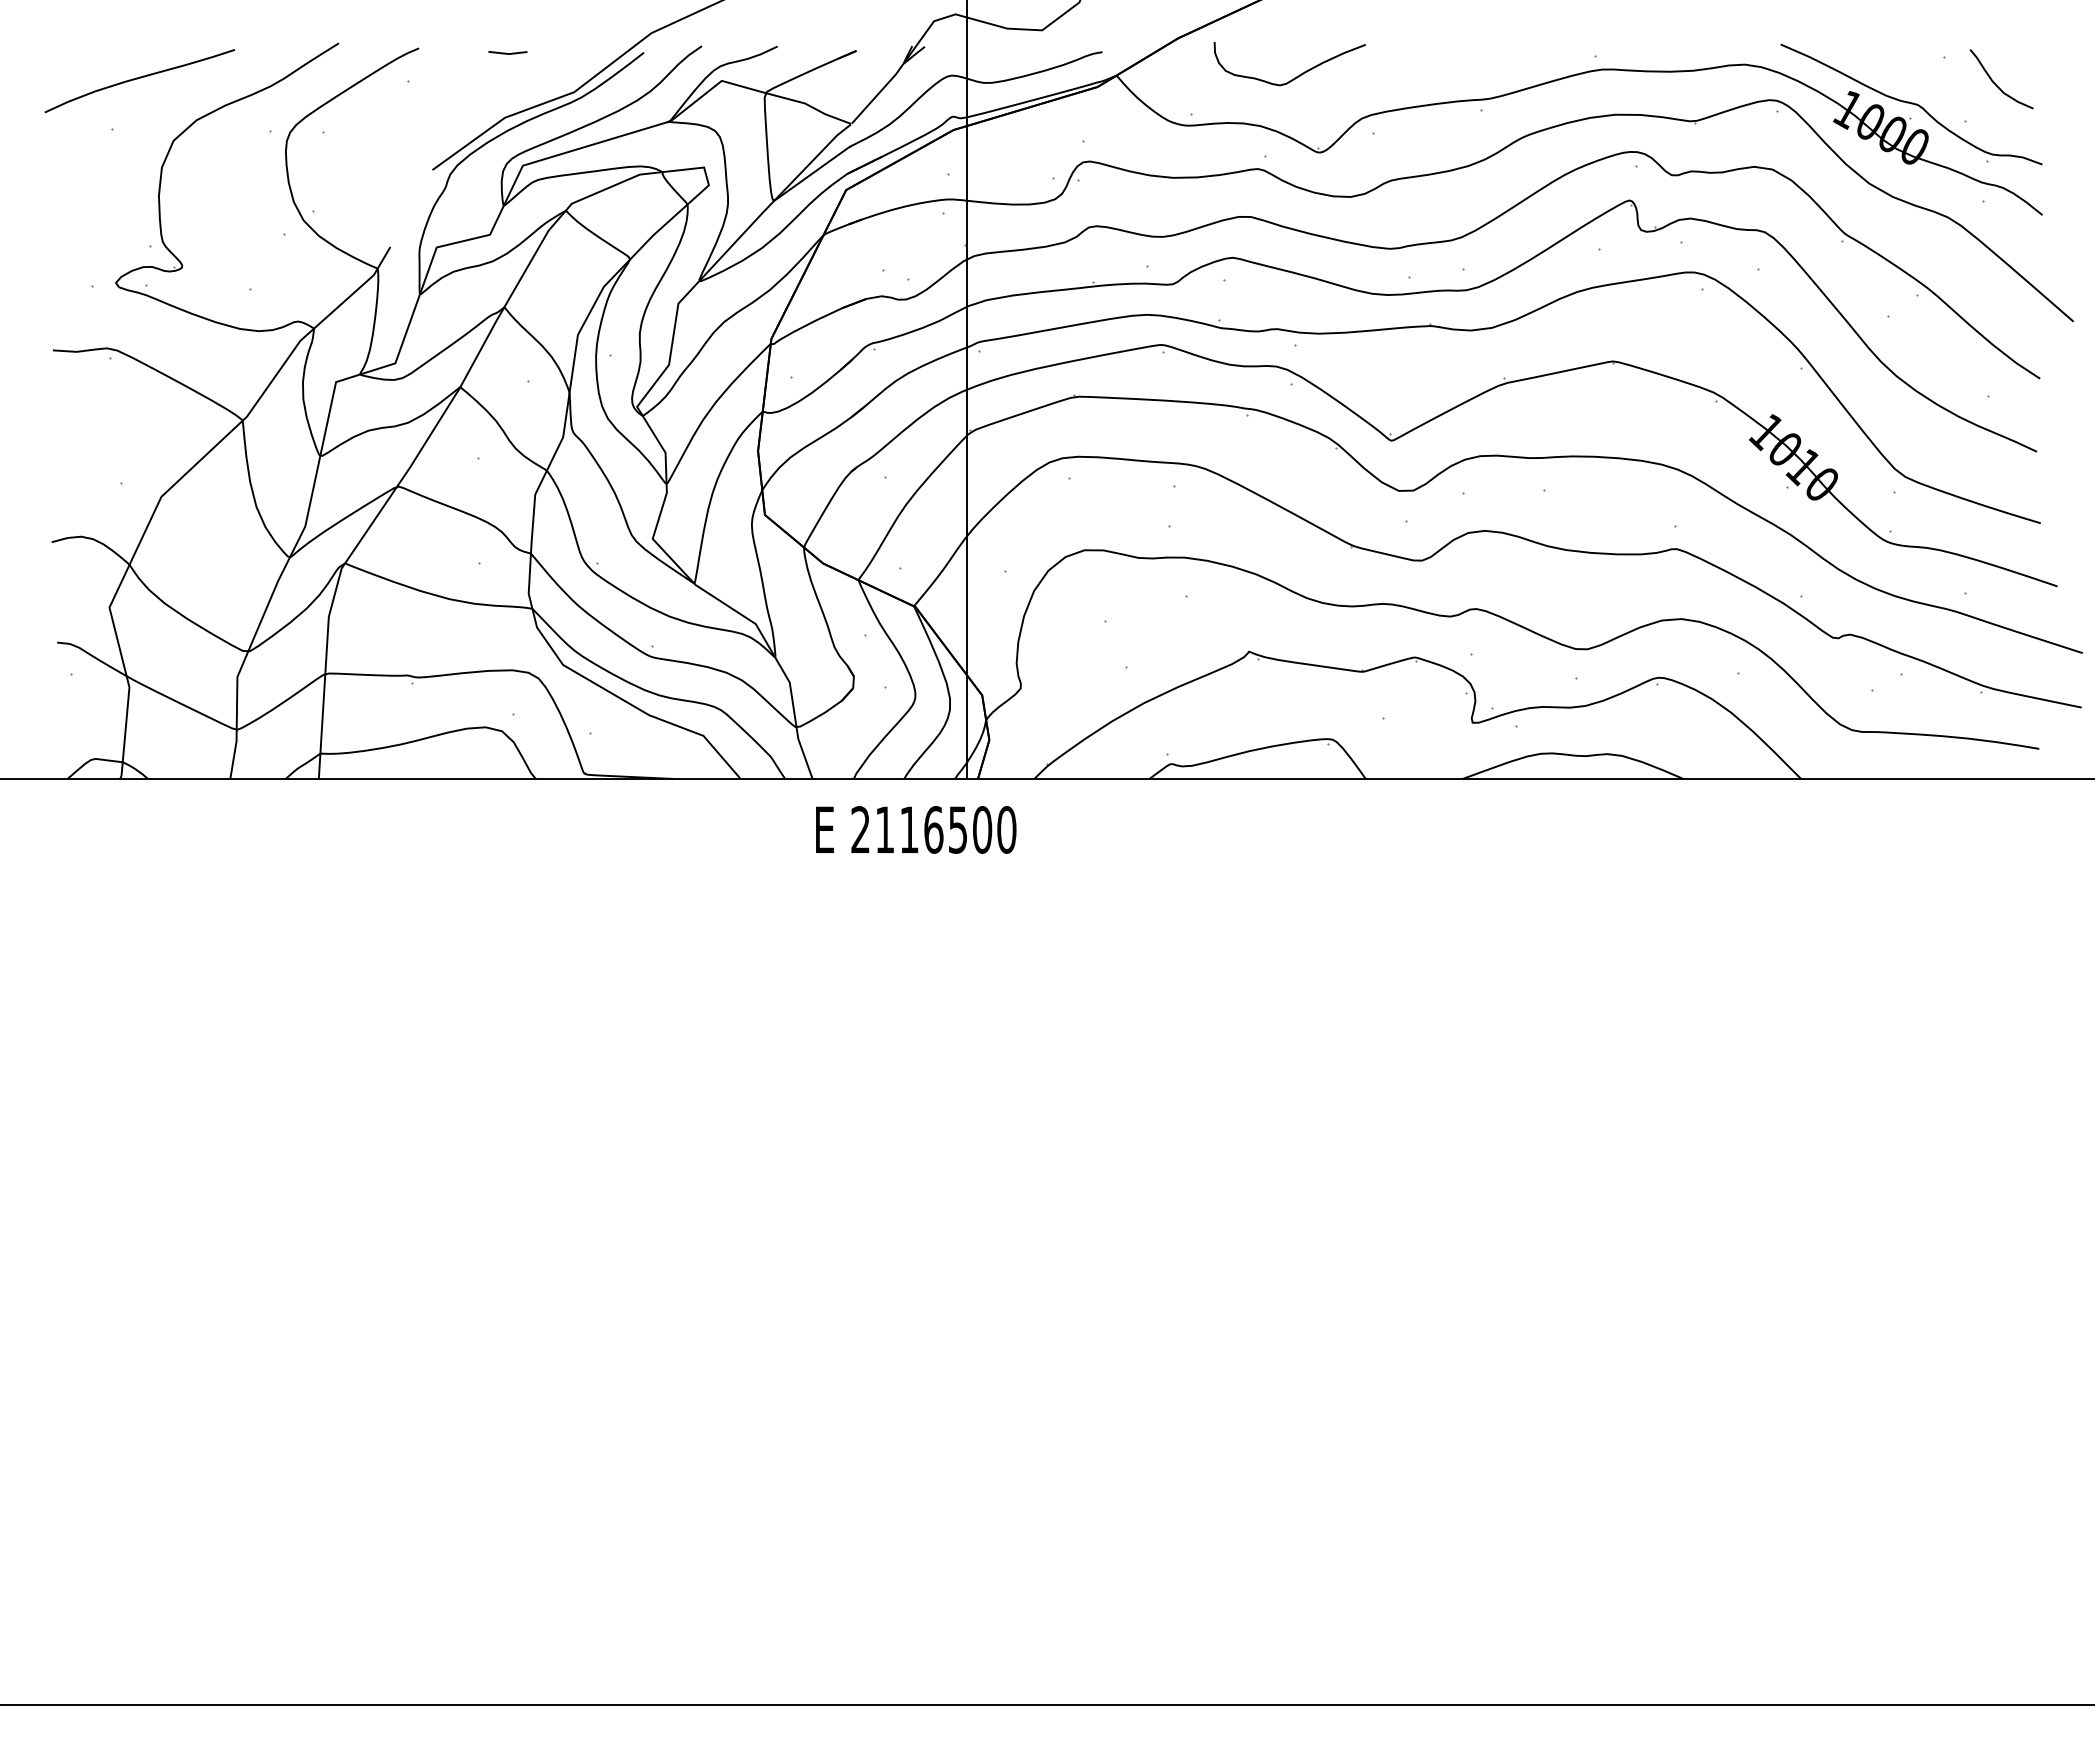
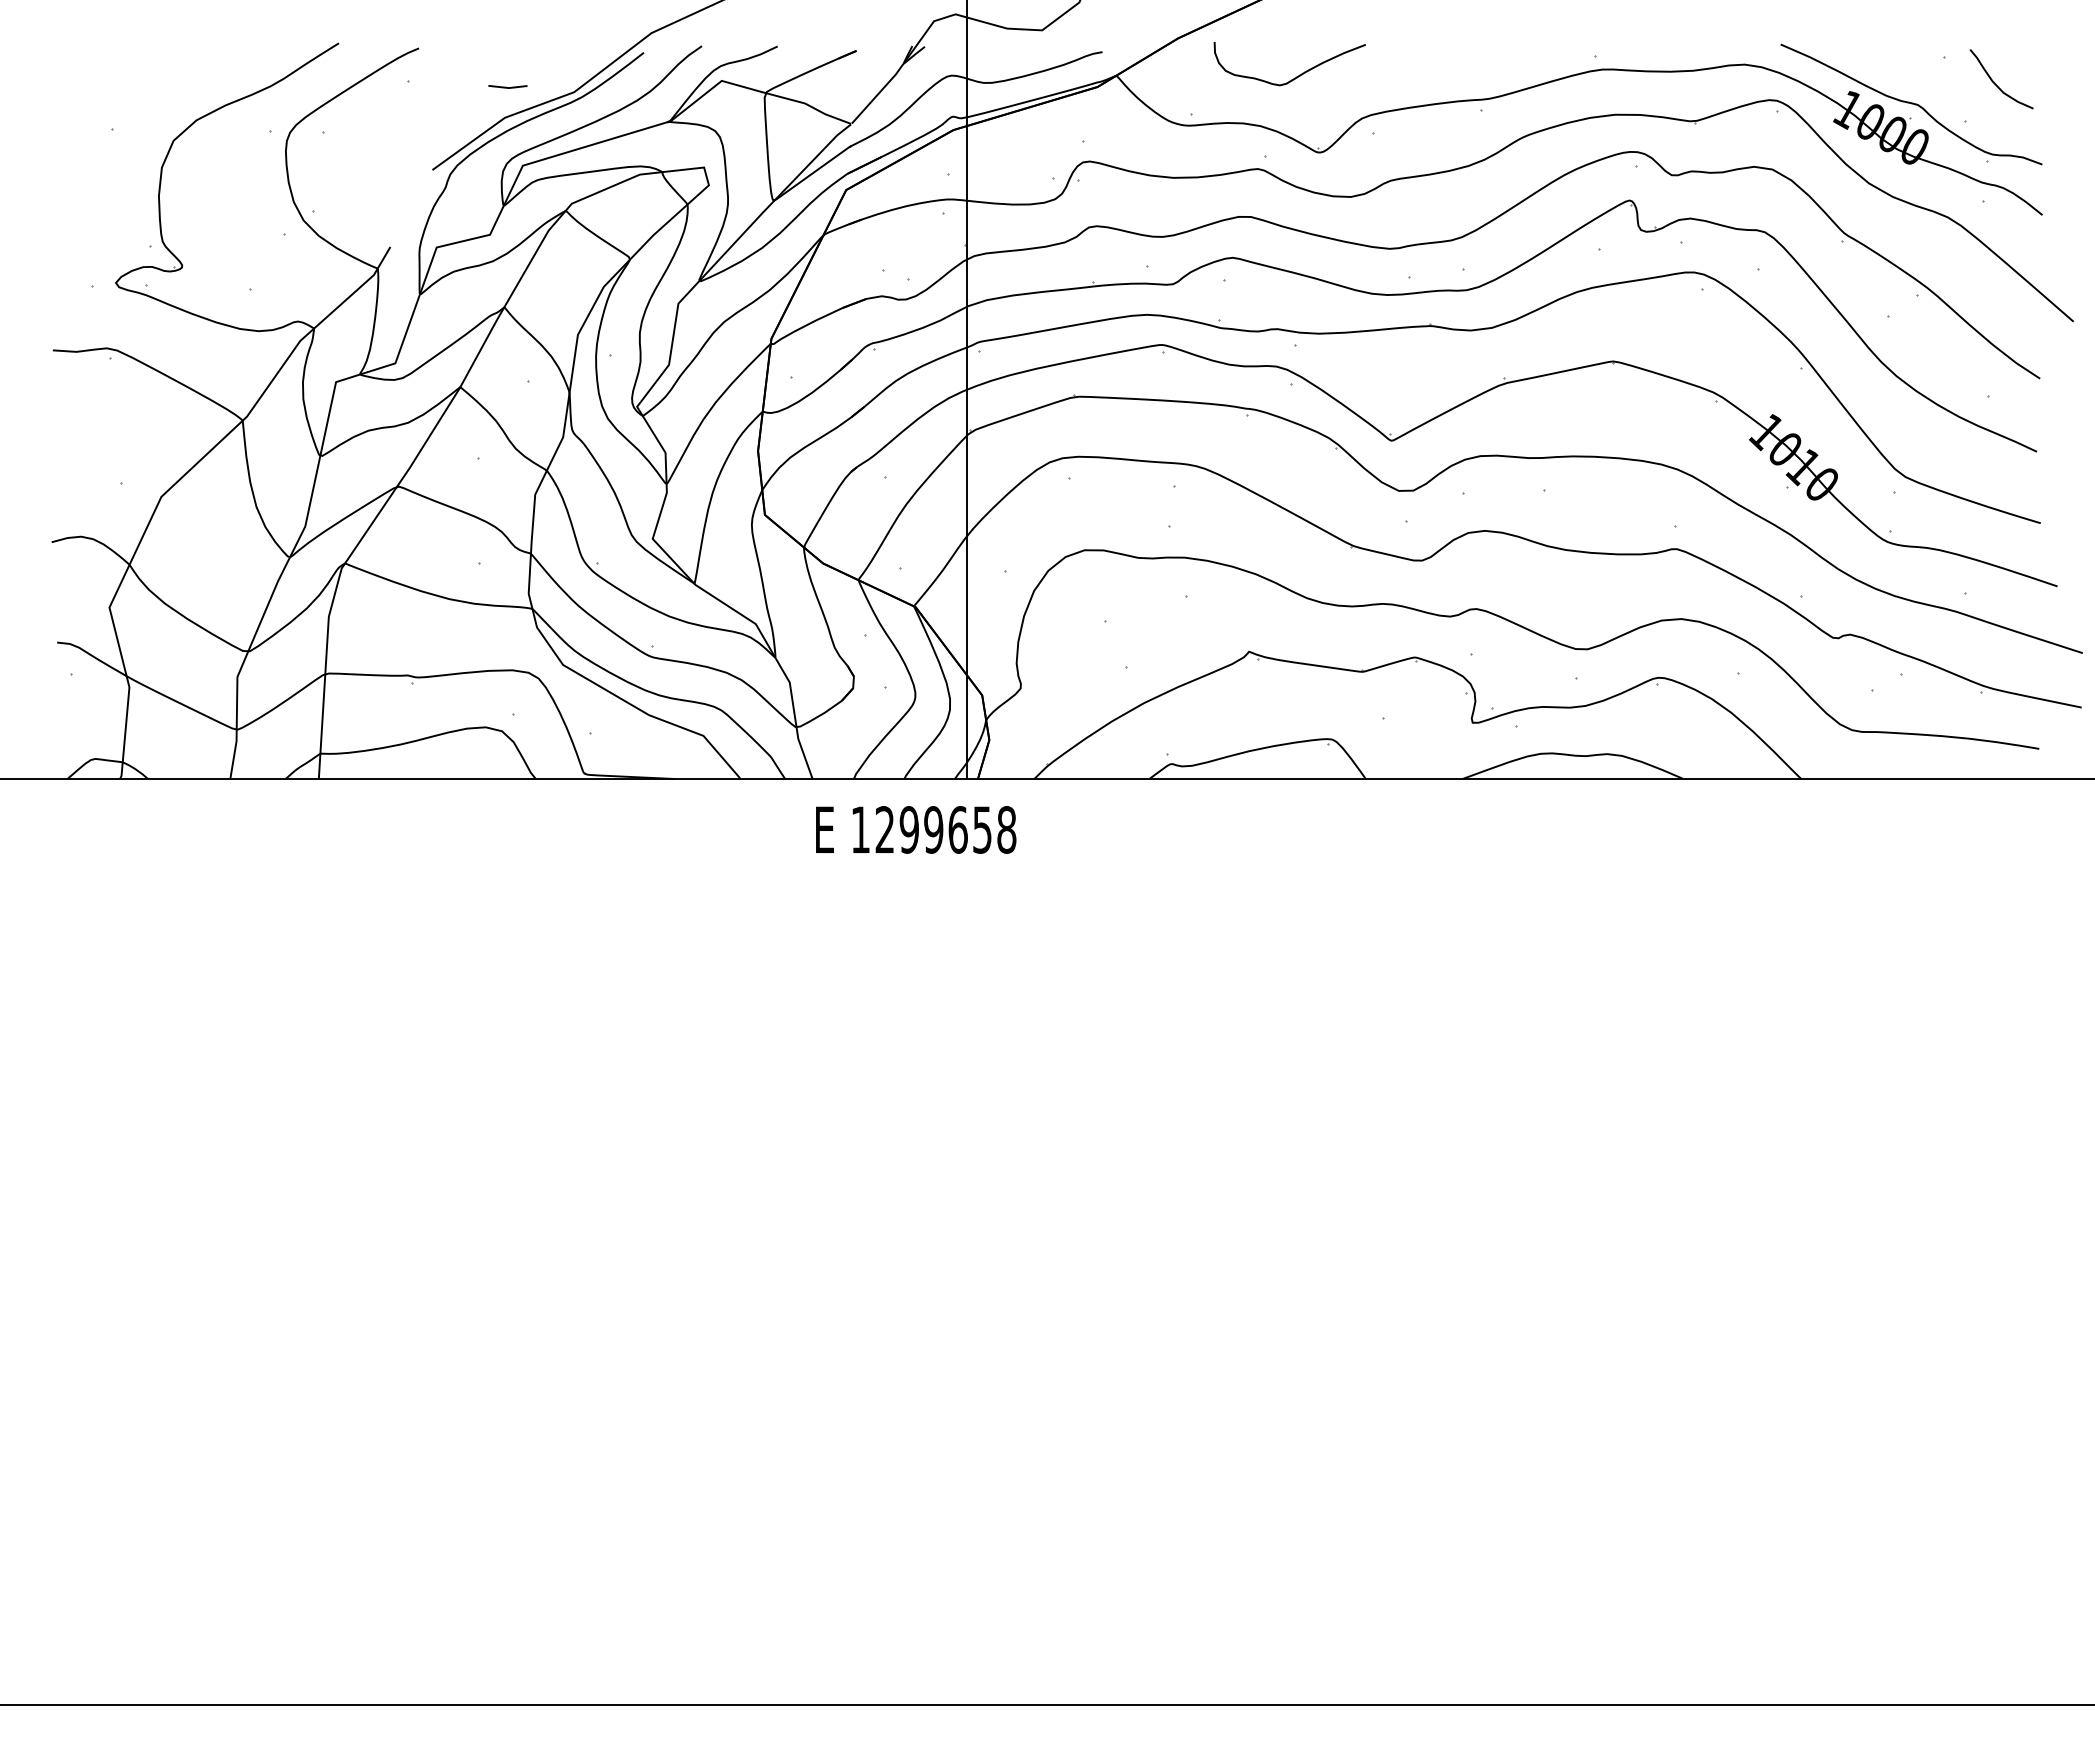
line position: (506, 52) -> (506, 86) (506, 86)
curve: present -> none (137, 79)
text: 2116500 -> 1299658 (933, 829)
